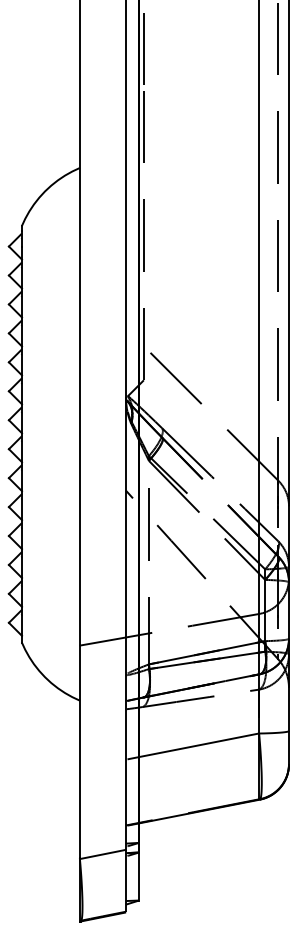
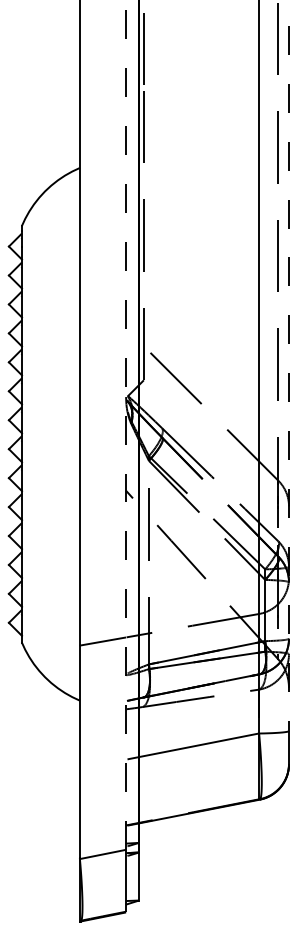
line: solid -> dashed (289, 366)
line: solid -> dashed (126, 425)
